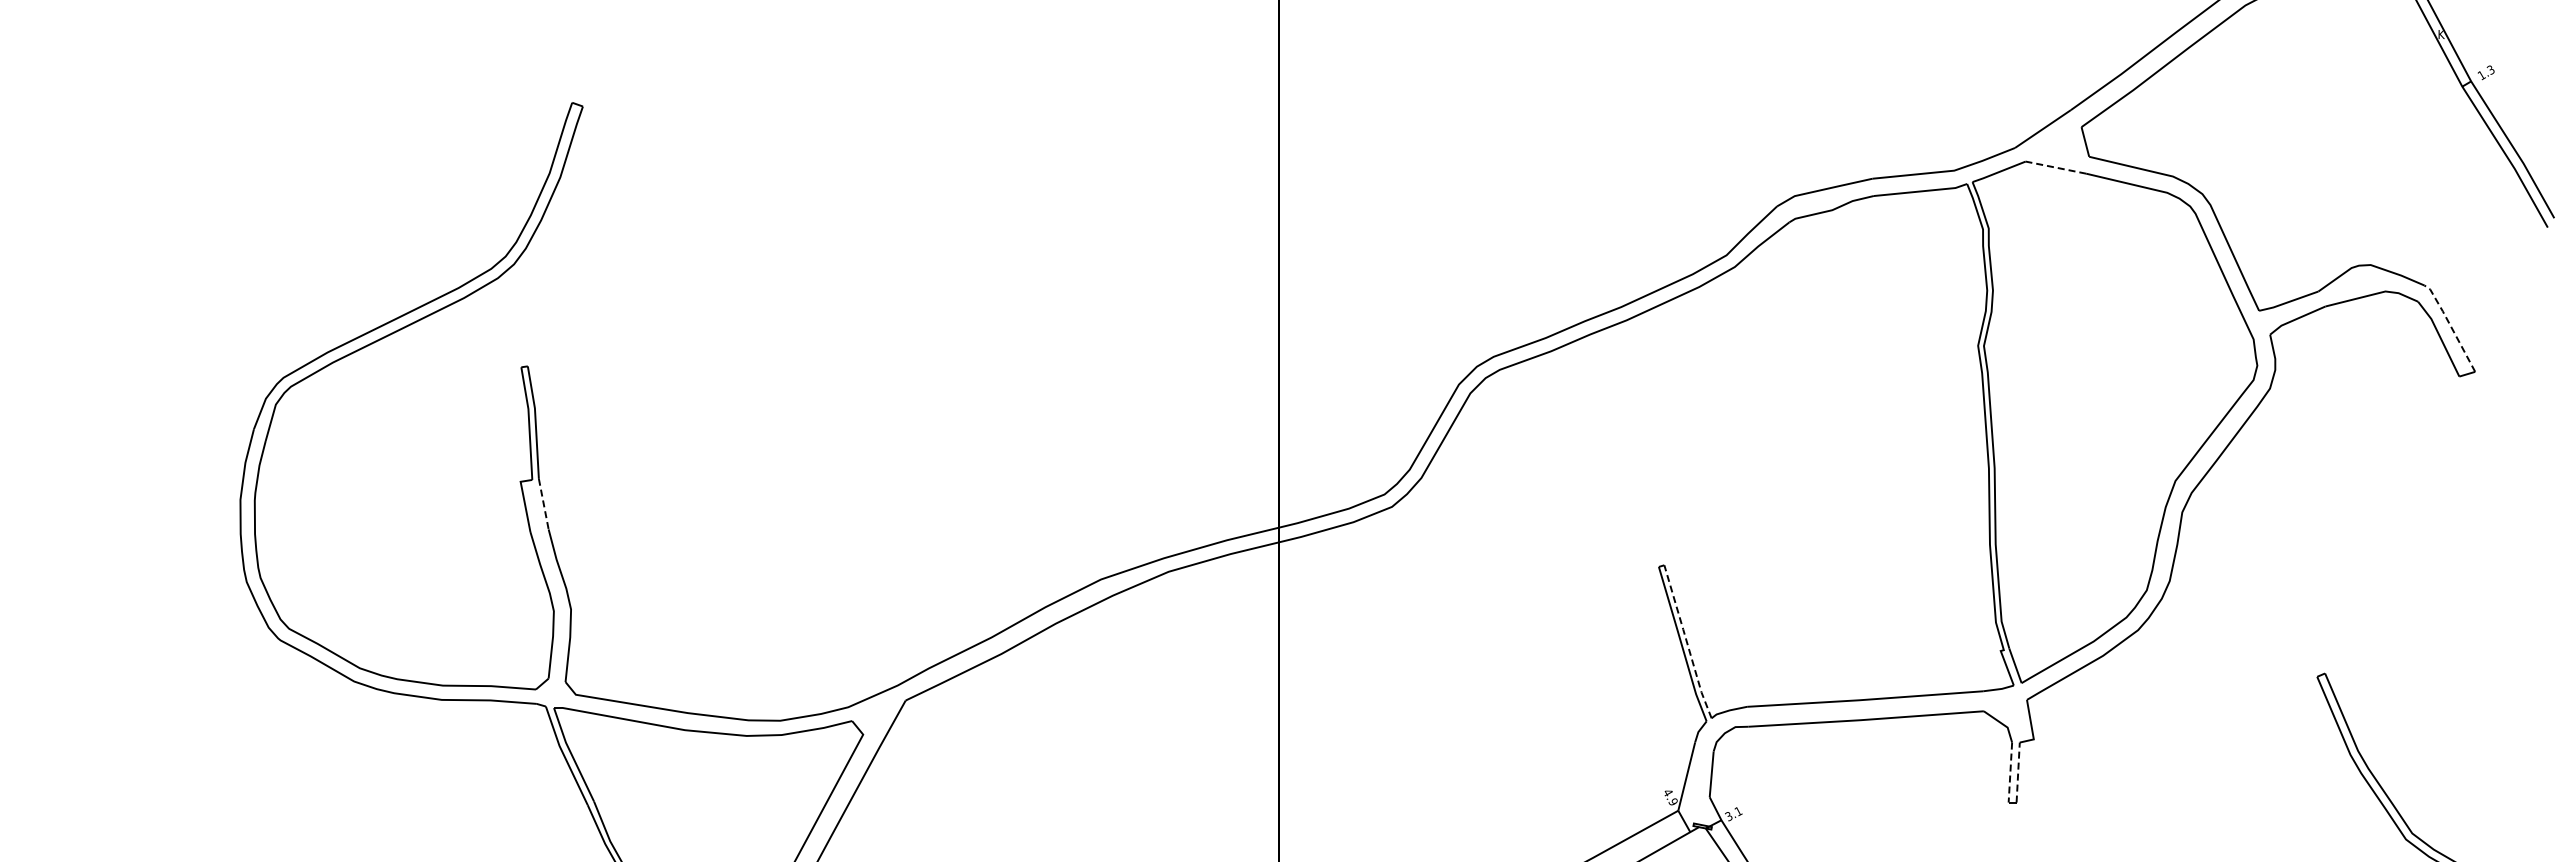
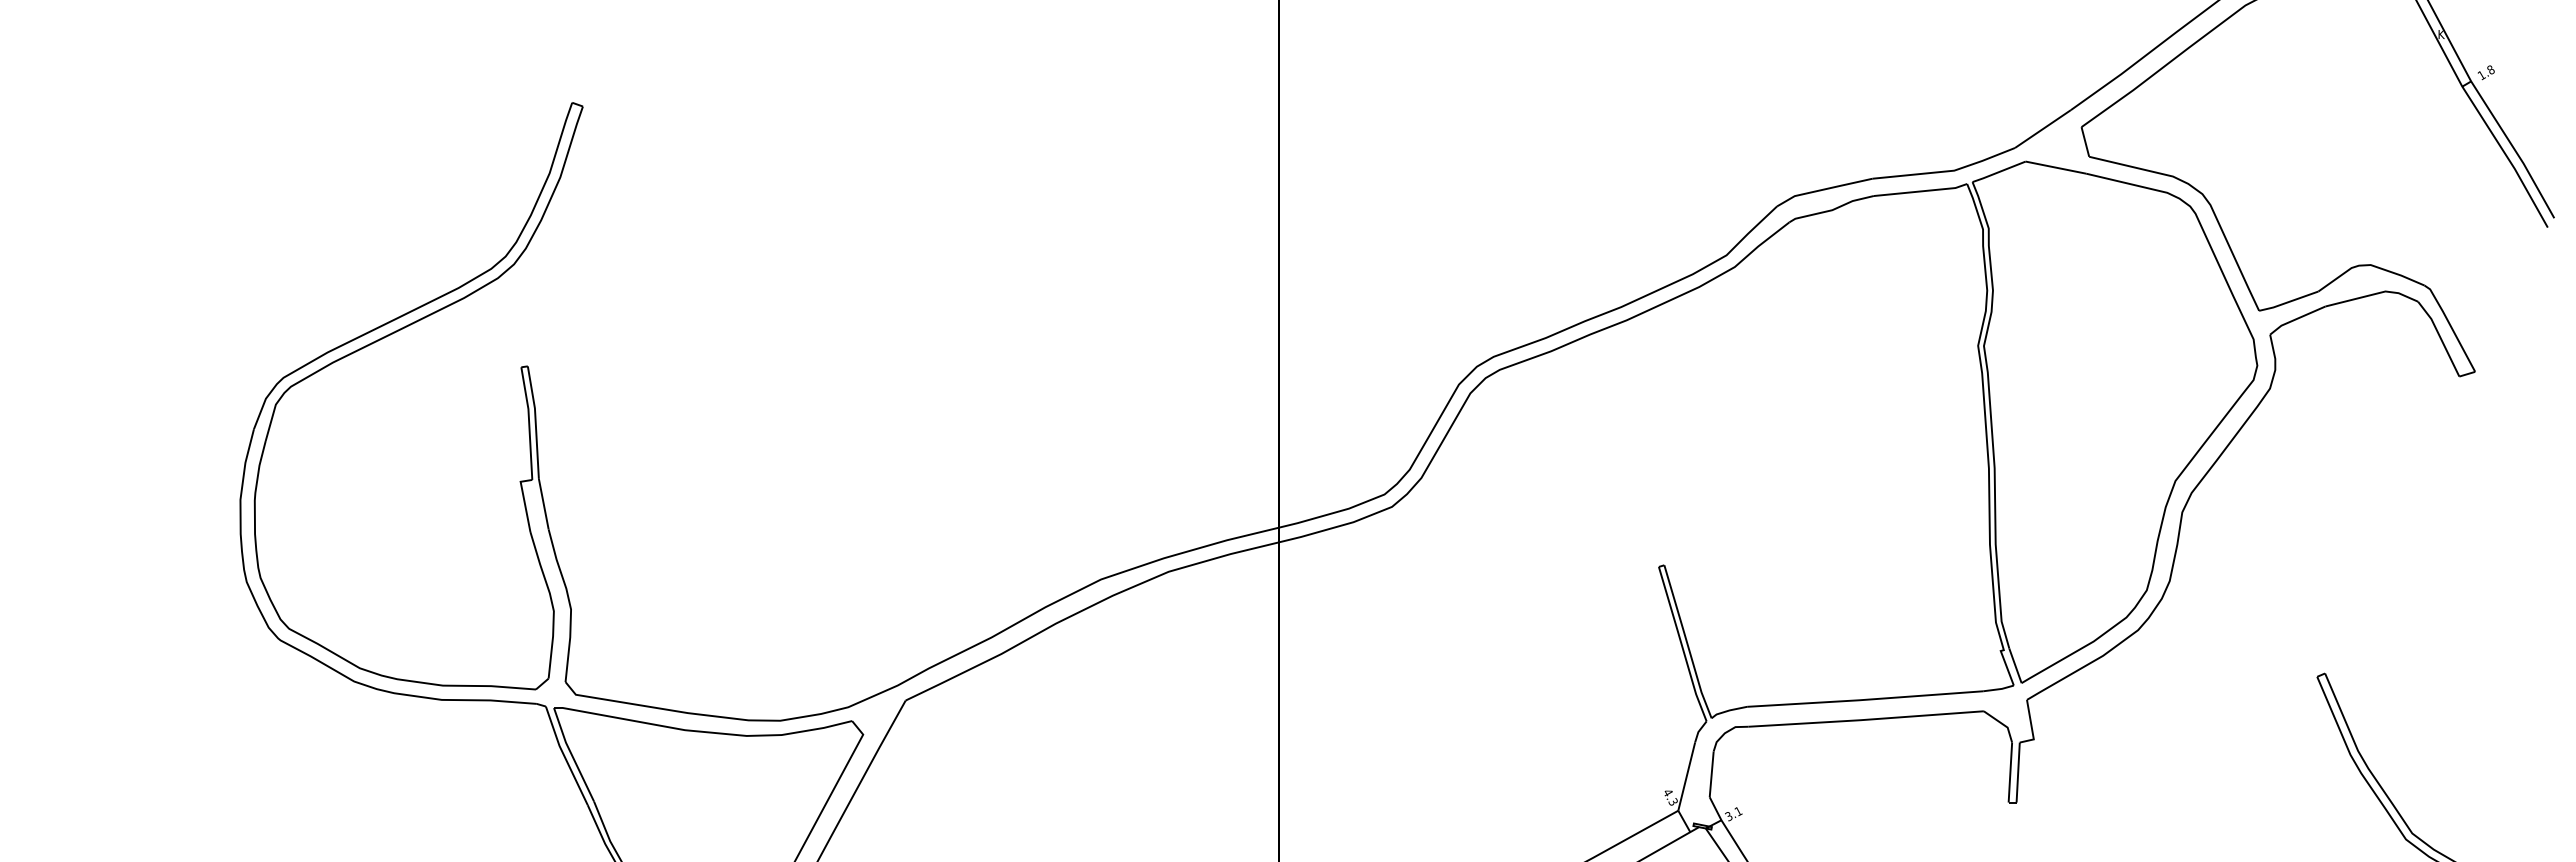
text: 1.3 -> 1.8 (2490, 69)
line: dashed -> solid (2055, 167)
line: dashed -> solid (2450, 326)
line: dashed -> solid (543, 504)
line: dashed -> solid (1686, 641)
line: dashed -> solid (2018, 772)
line: dashed -> solid (2010, 773)
text: 4.9 -> 4.3 (1672, 801)
